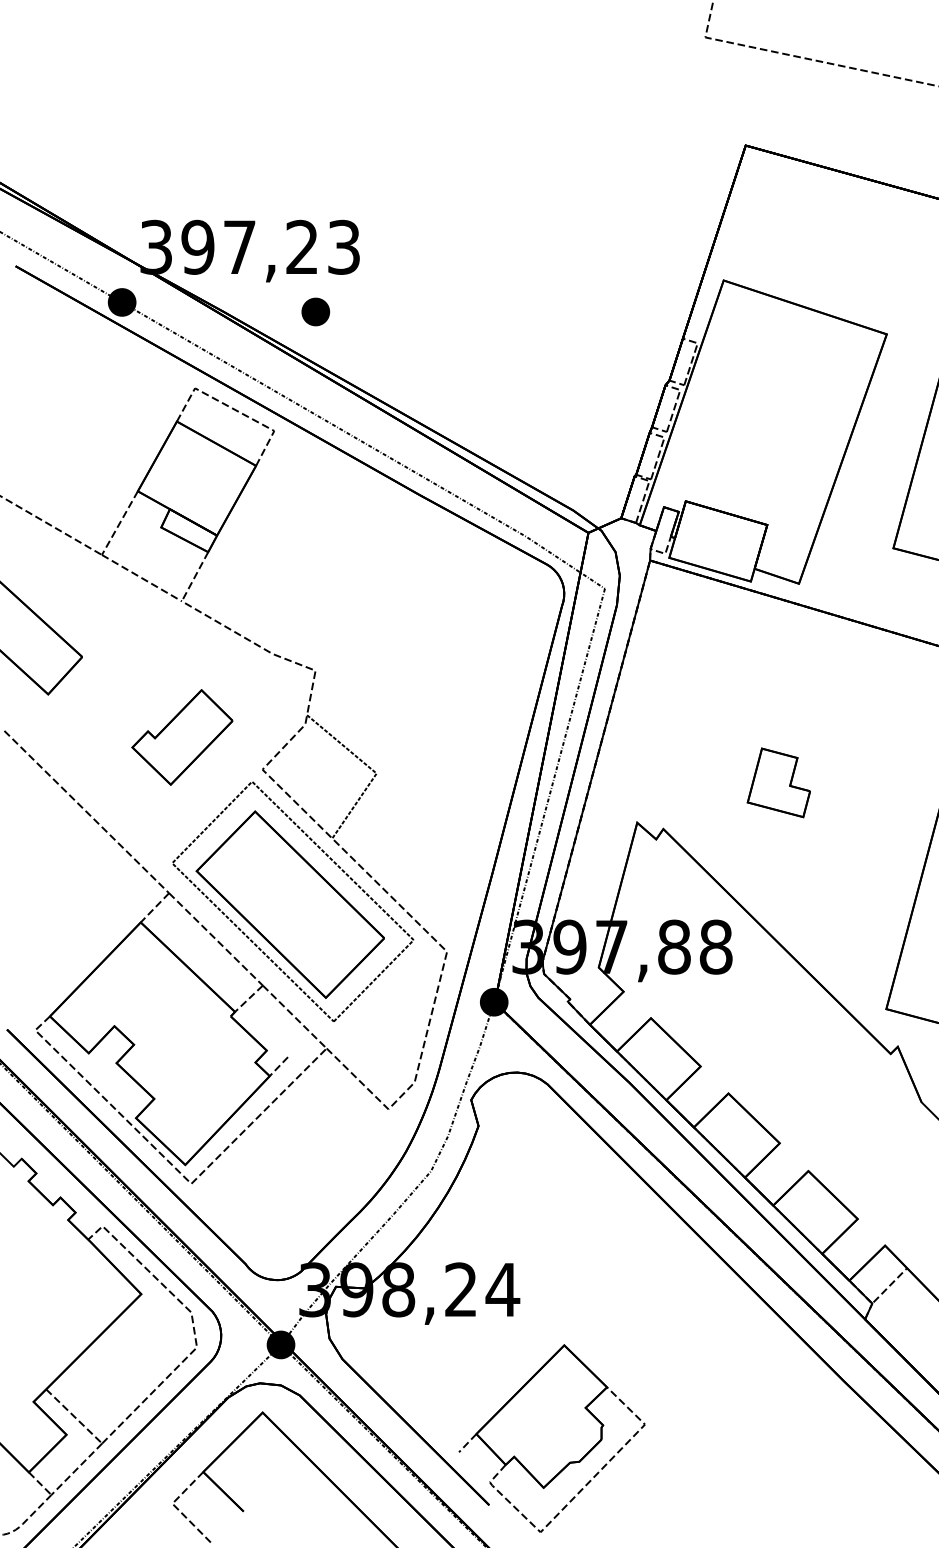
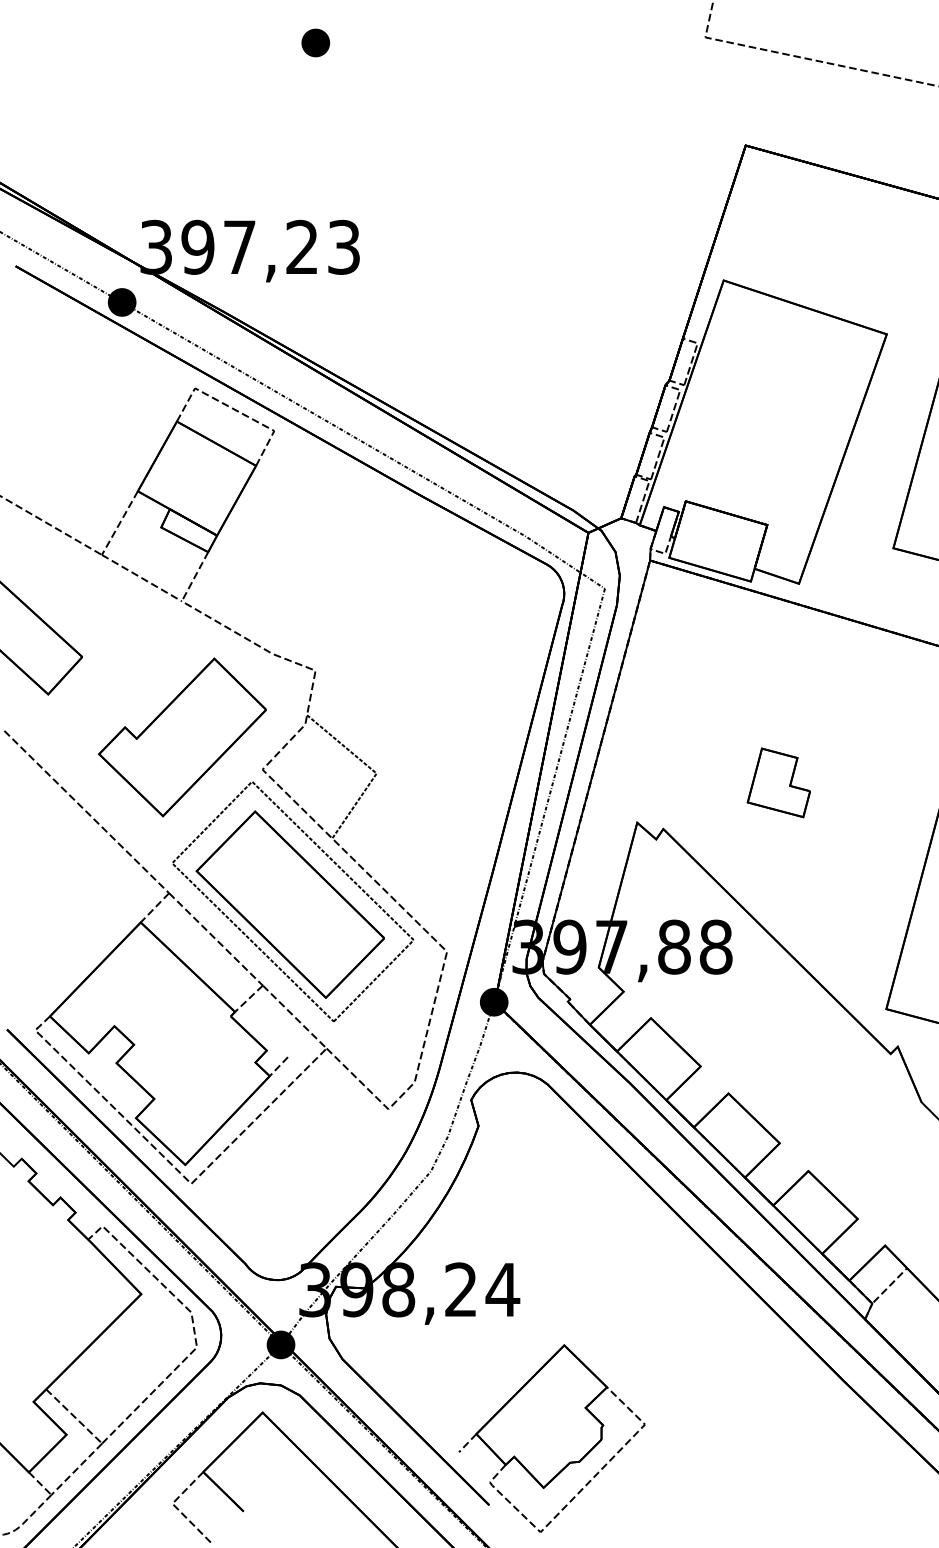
part position: (315, 311) -> (315, 42) (315, 42)
part size: 103x97 px -> 169x161 px (182, 737)
